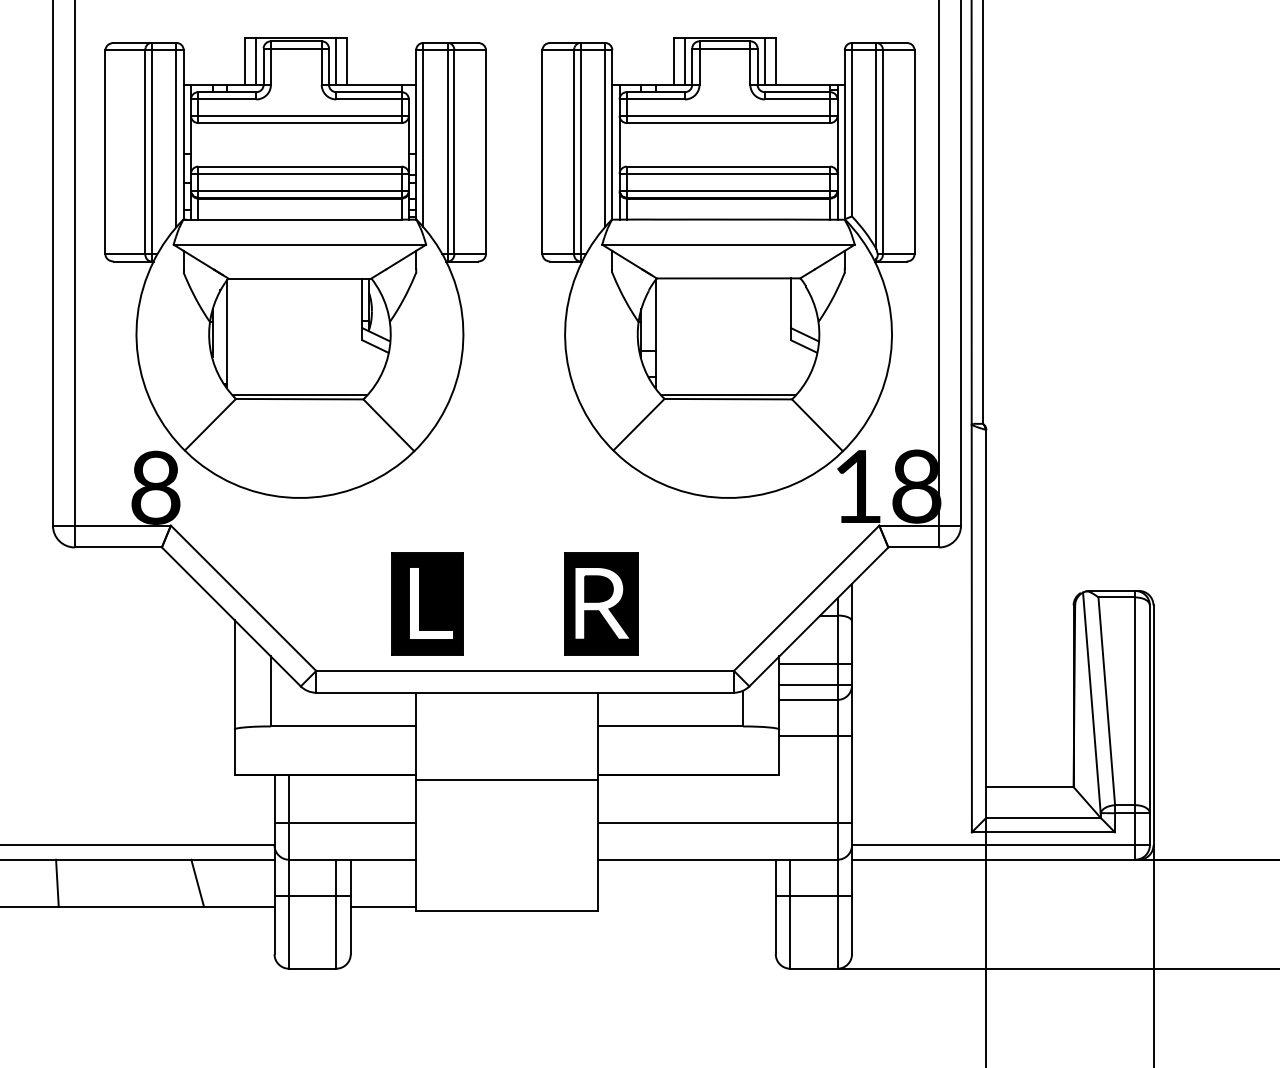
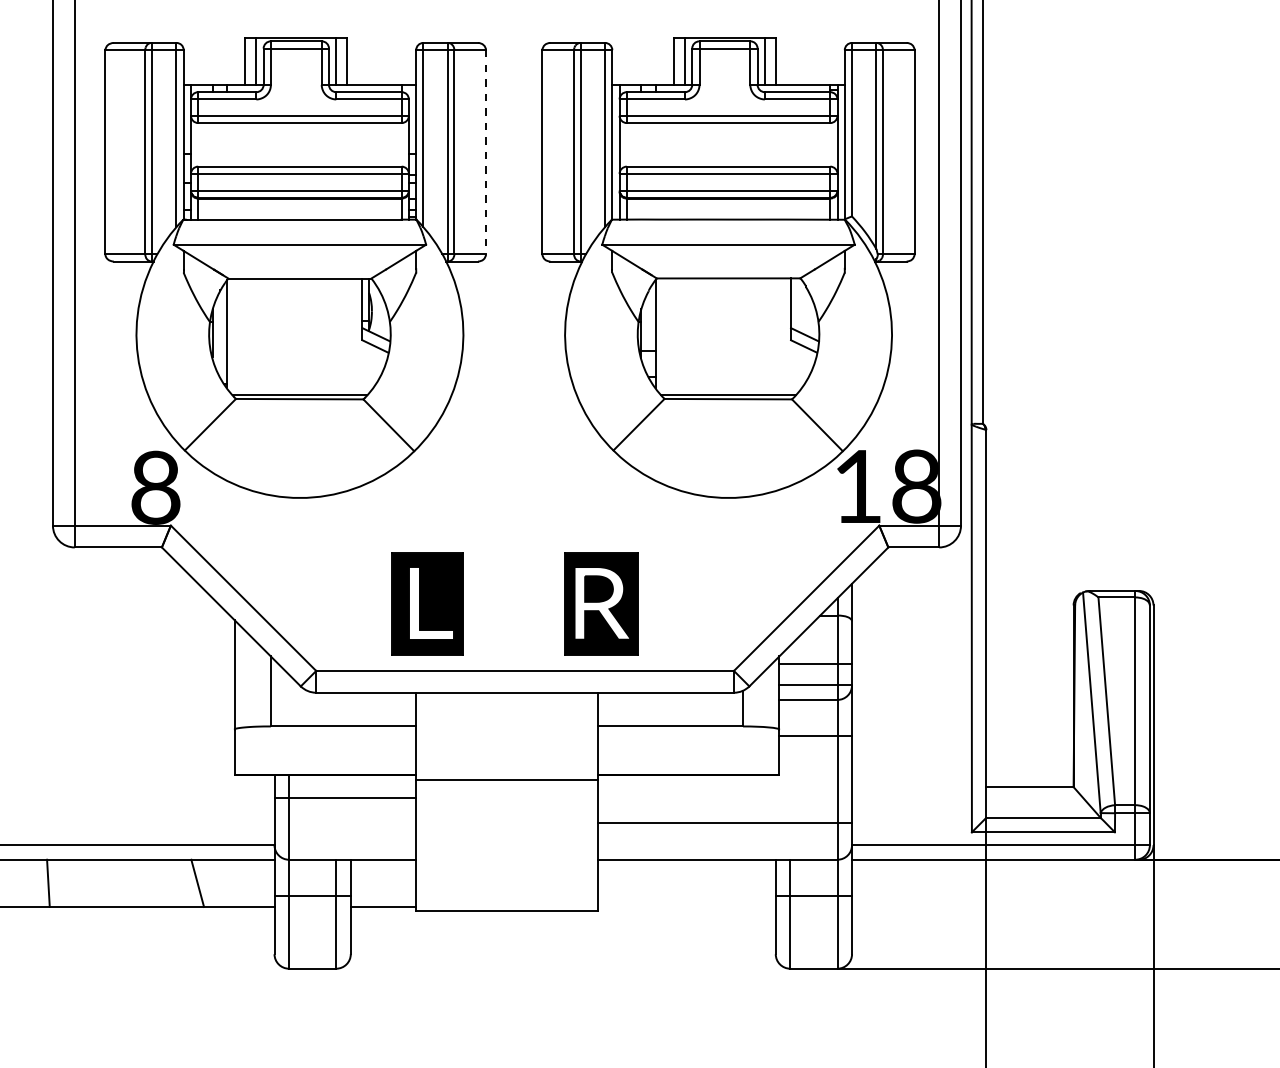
line: solid -> dashed (485, 152)
line position: (345, 823) -> (345, 798) (345, 798)
line position: (57, 882) -> (48, 882) (48, 882)
